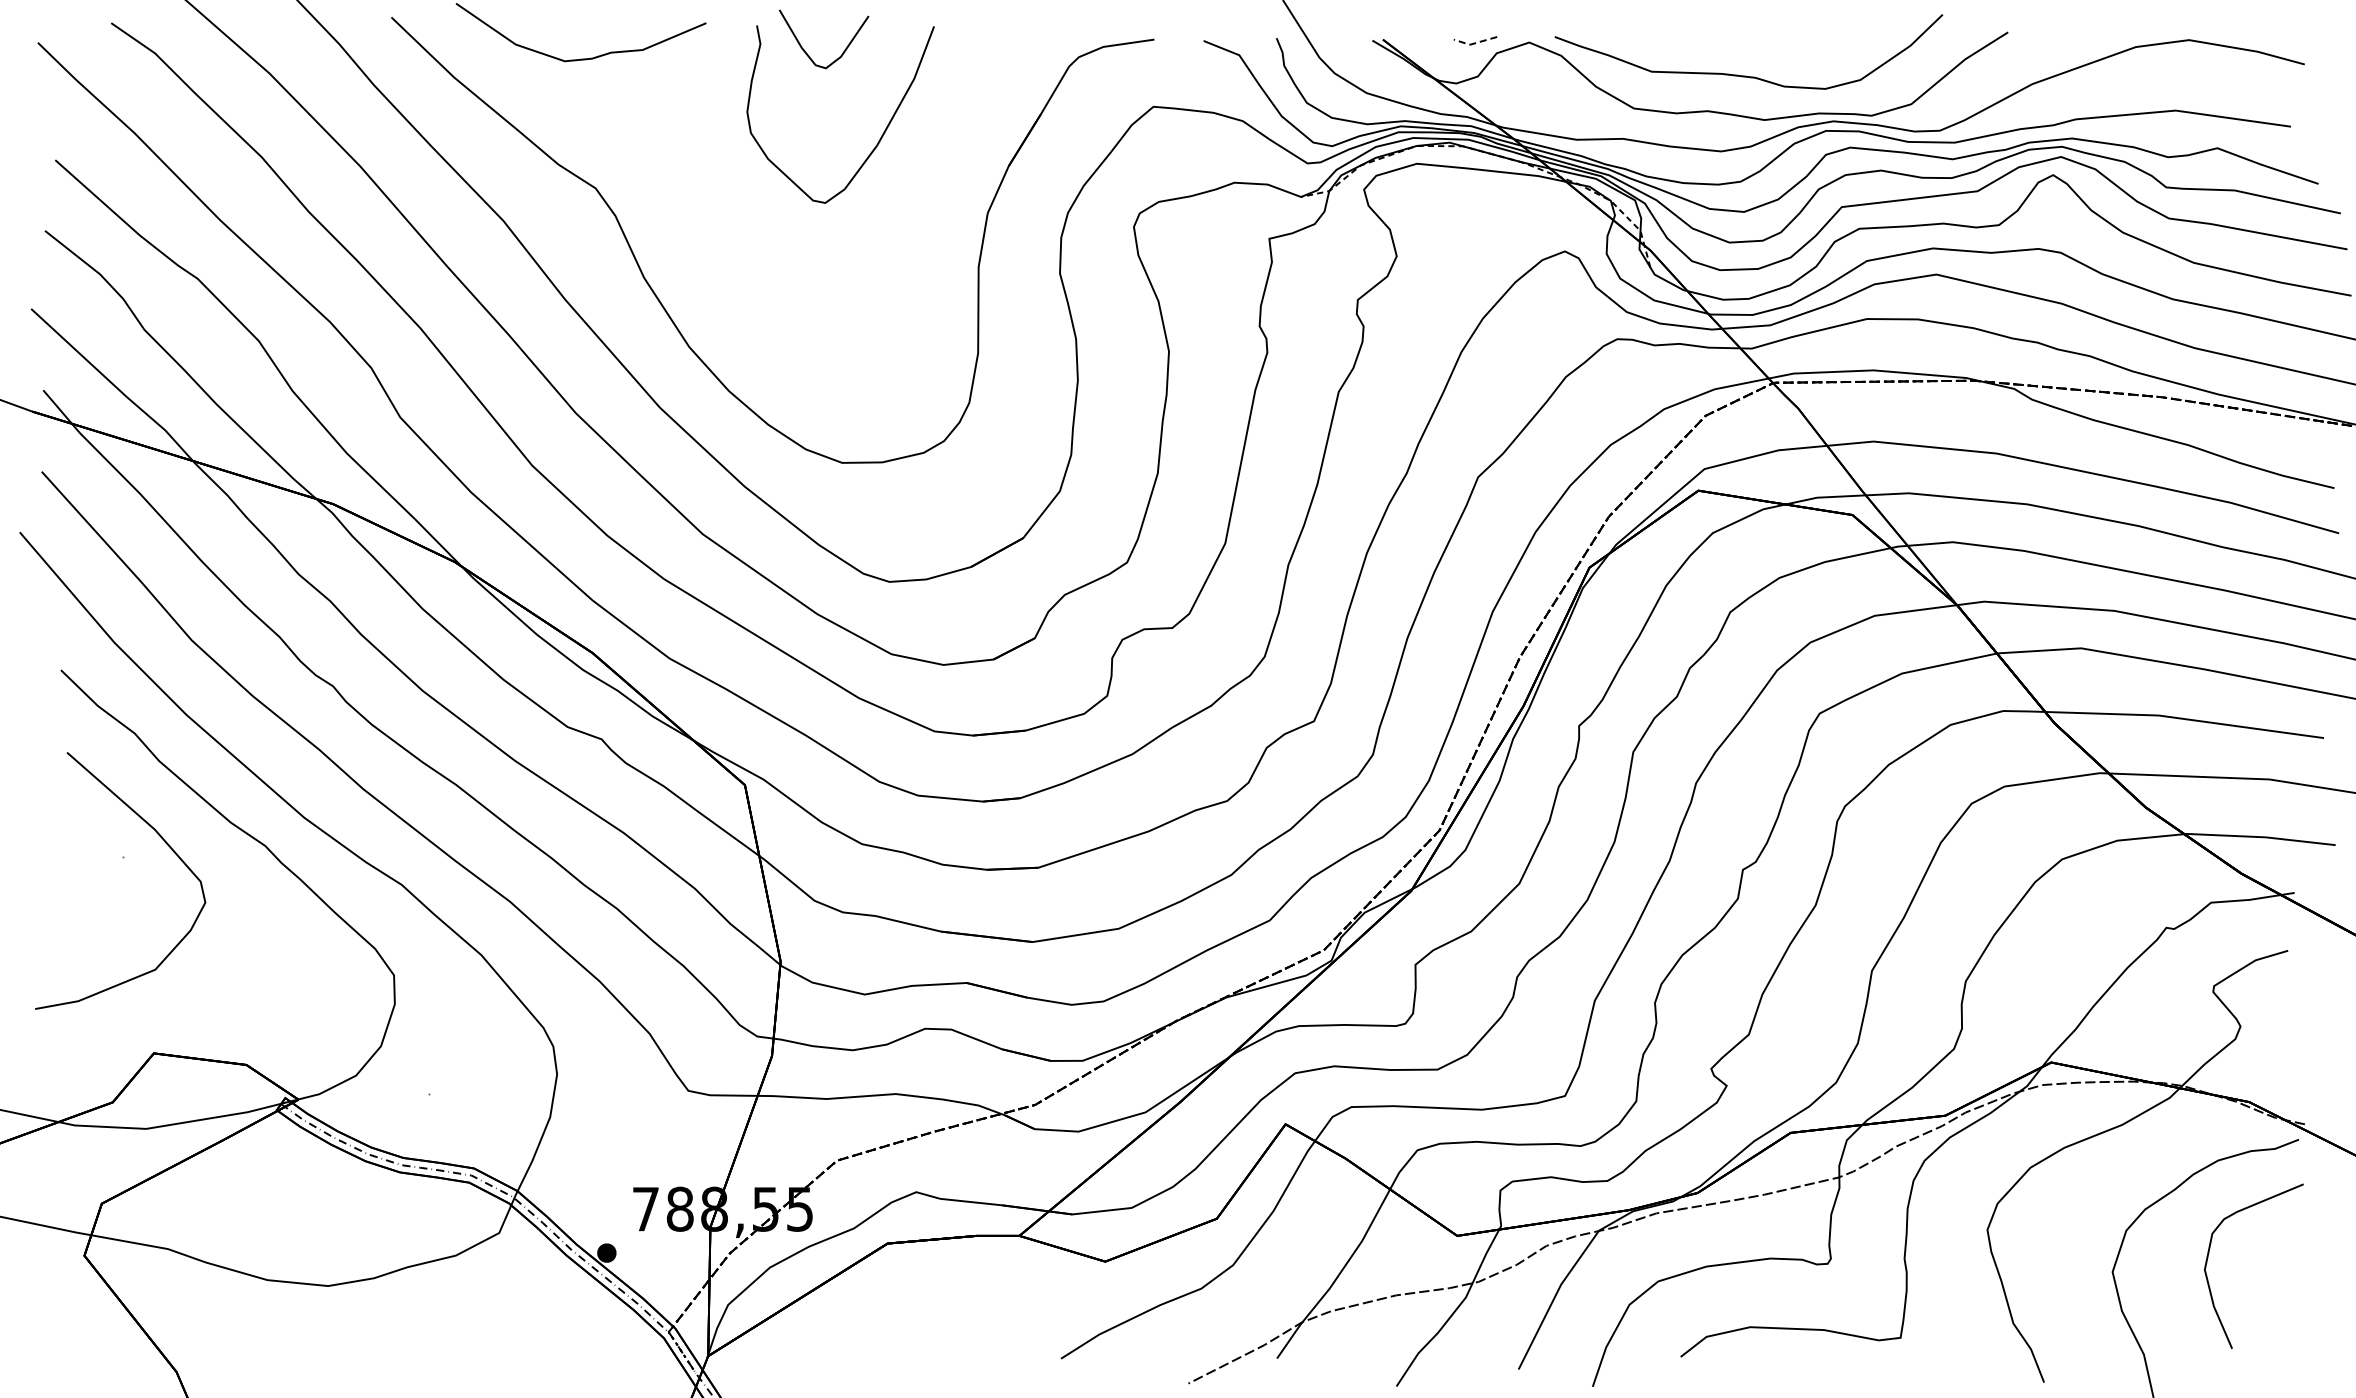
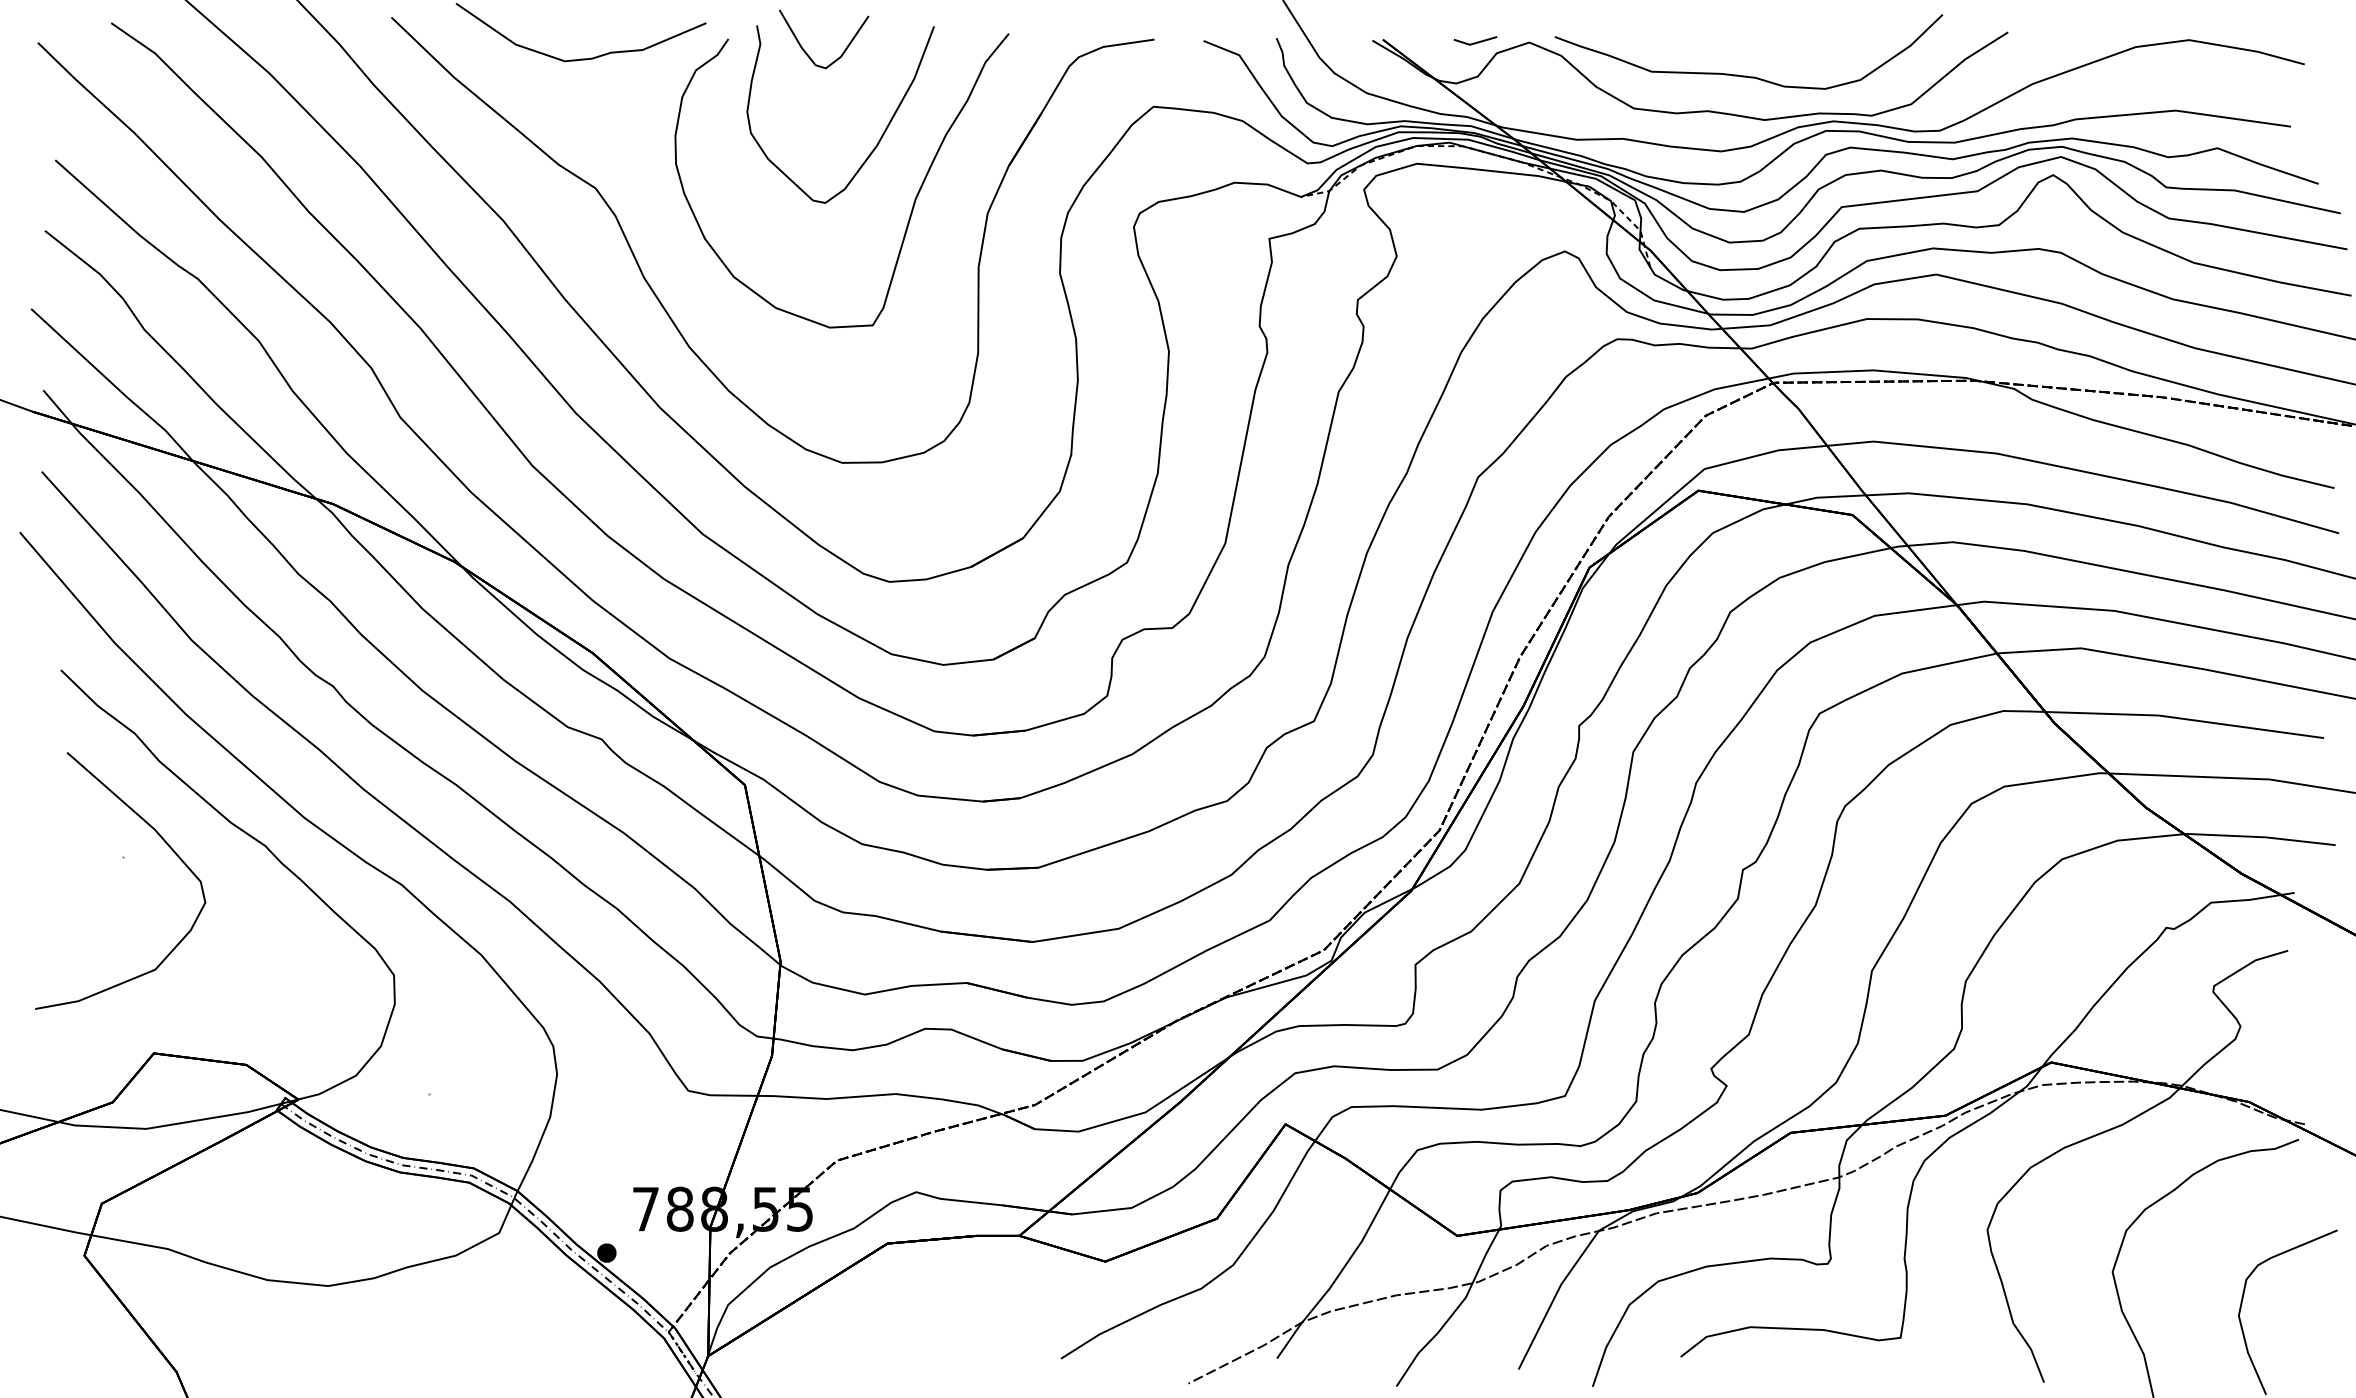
line: dashed -> solid (1474, 43)
curve: none -> present (912, 205)
curve position: (2208, 1258) -> (2242, 1304) (2242, 1304)
